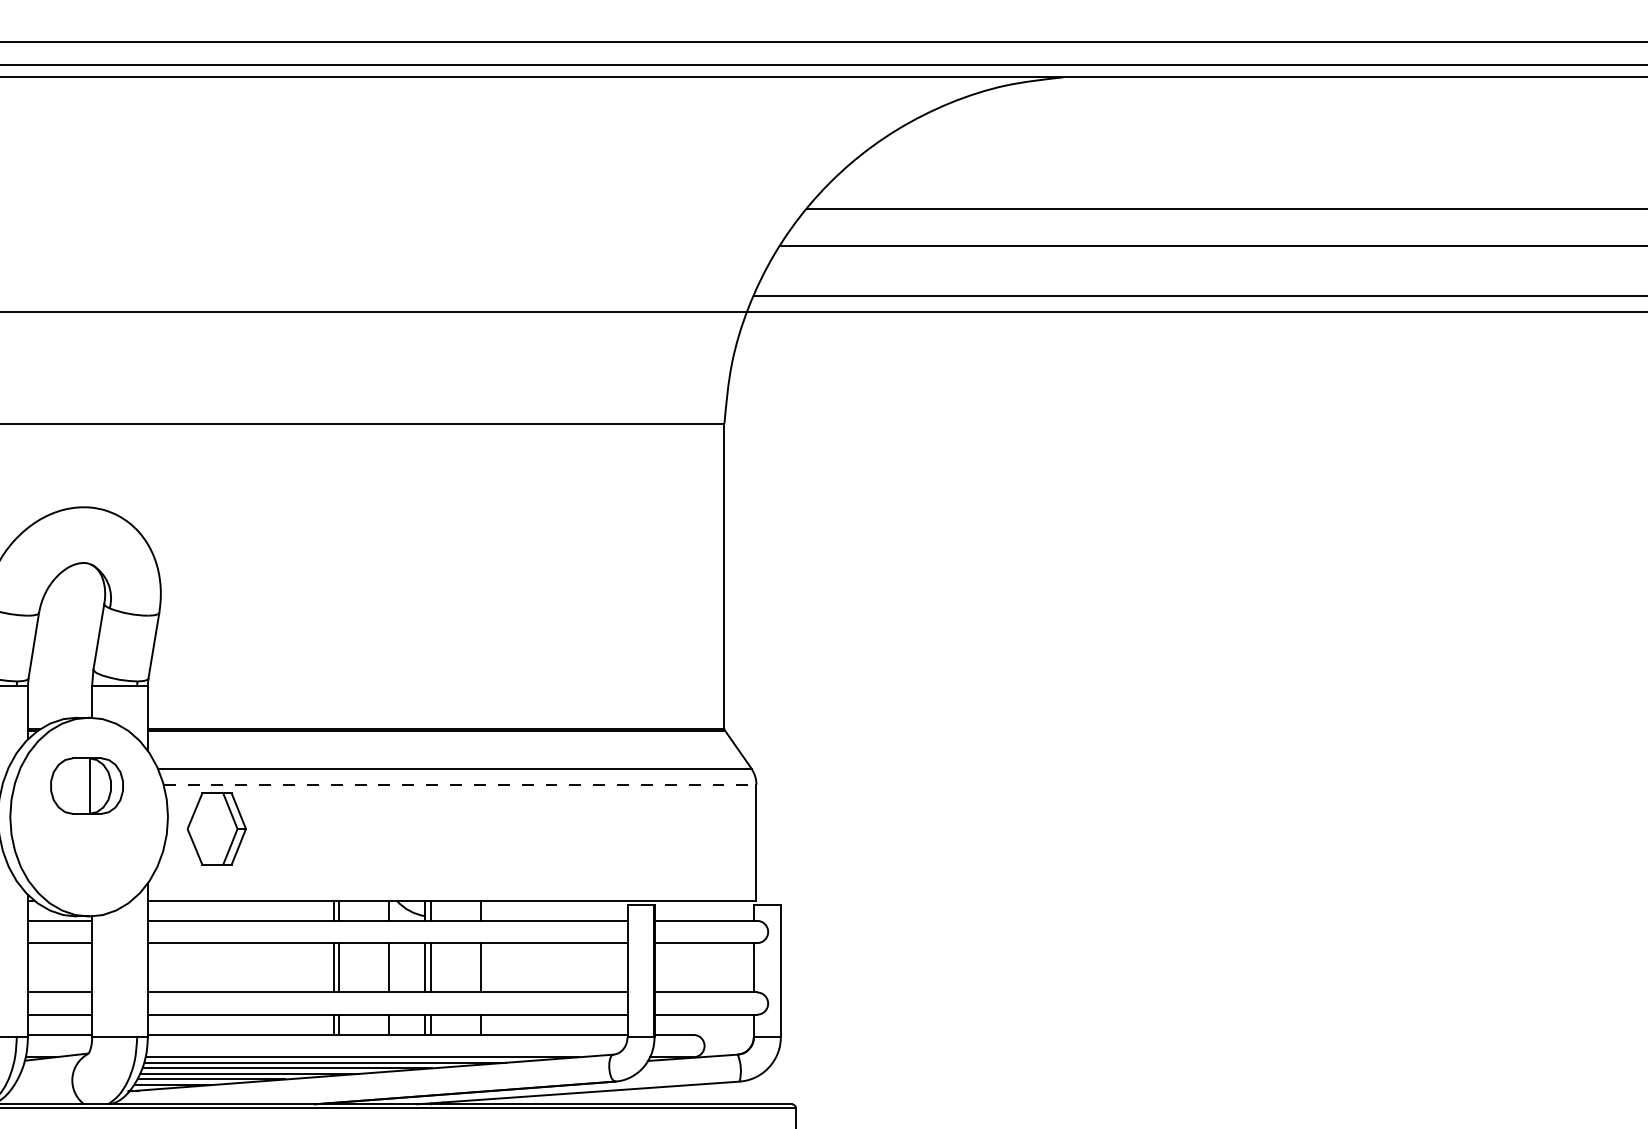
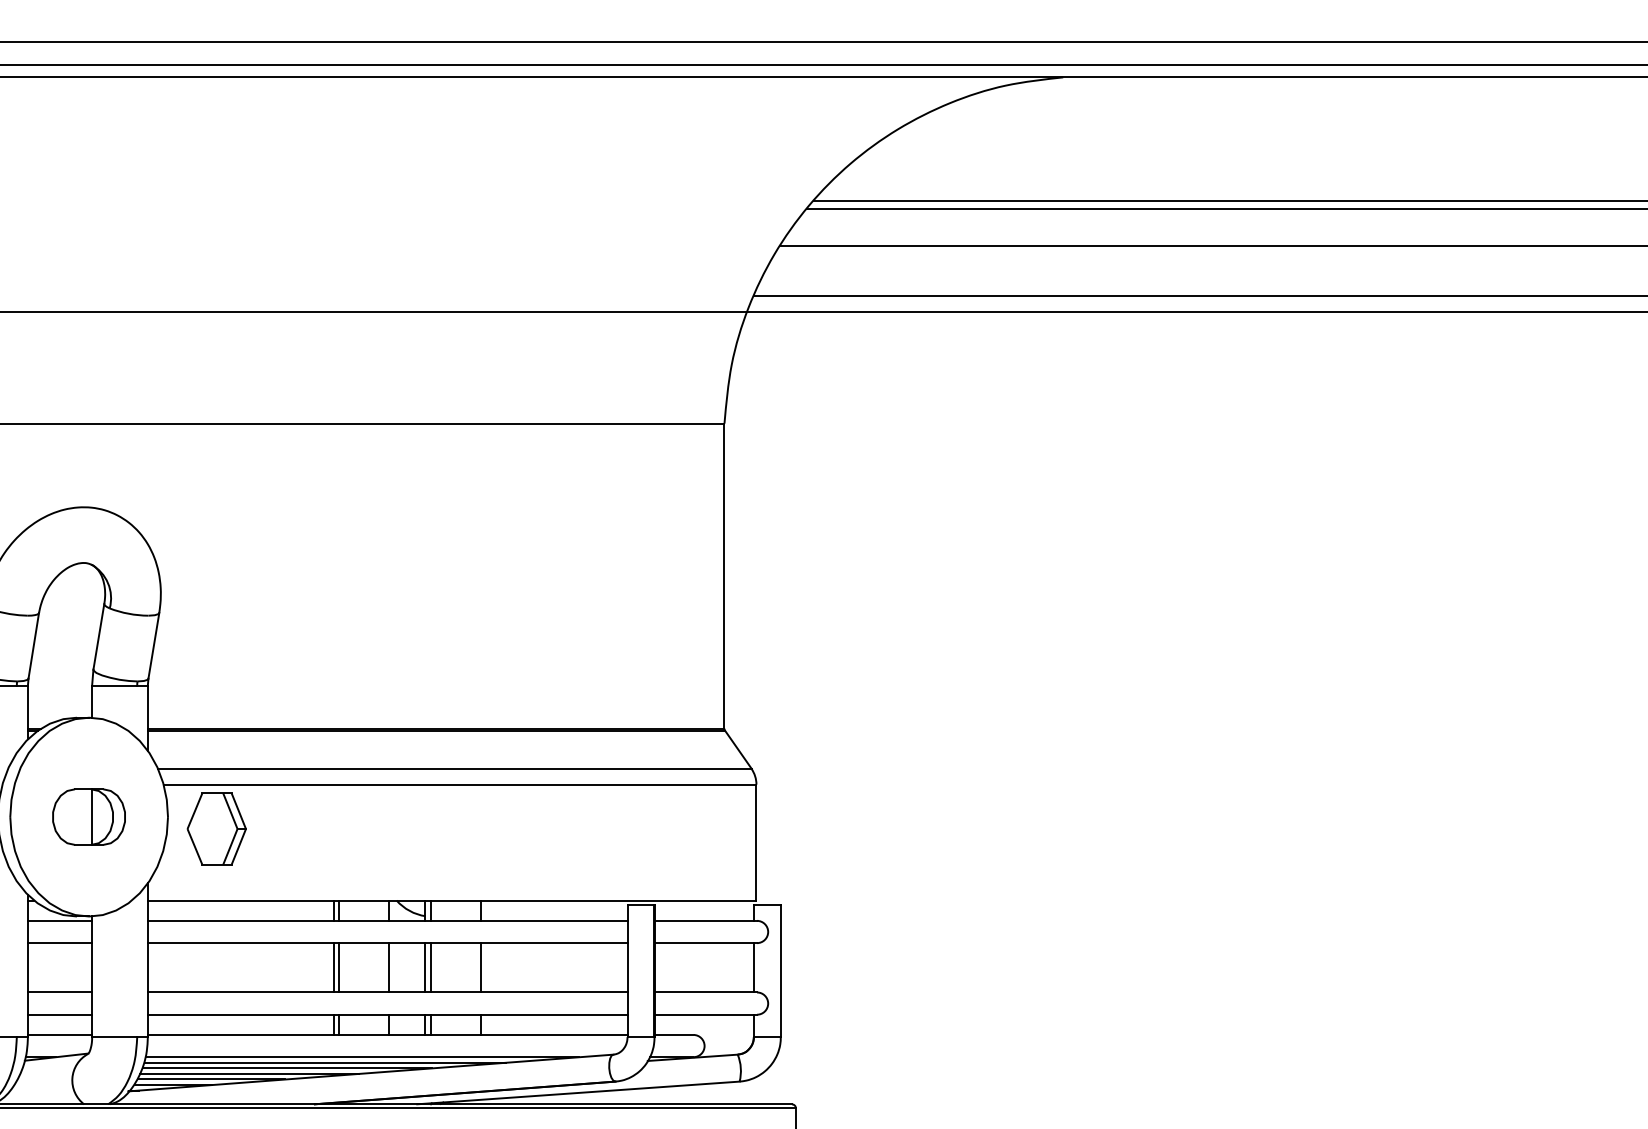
line: none -> present (1228, 201)
line: dashed -> solid (460, 784)
part position: (86, 785) -> (88, 816) (88, 816)
